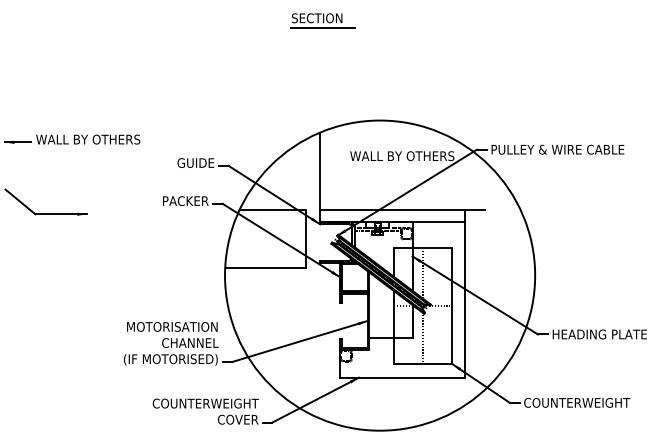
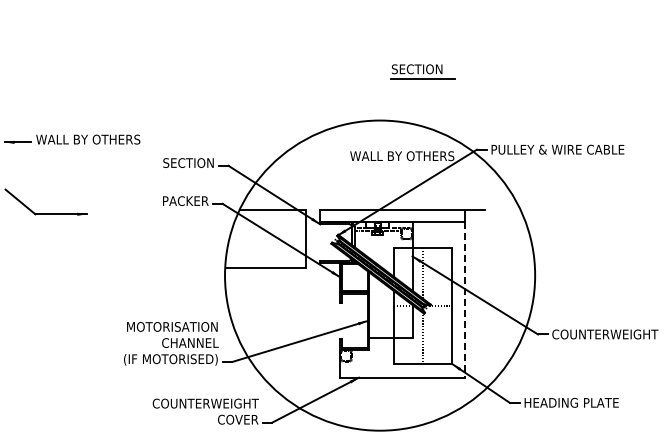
part position: (322, 20) -> (422, 71) (422, 71)
text: GUIDE -> SECTION (188, 162)
line: present -> none (320, 171)
line: solid -> dashed (465, 299)
text: HEADING PLATE -> COUNTERWEIGHT (605, 334)
text: COUNTERWEIGHT -> HEADING PLATE (577, 402)
